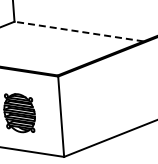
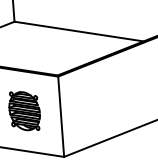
line: dashed -> solid (78, 31)
part position: (19, 113) -> (24, 111) (24, 111)
